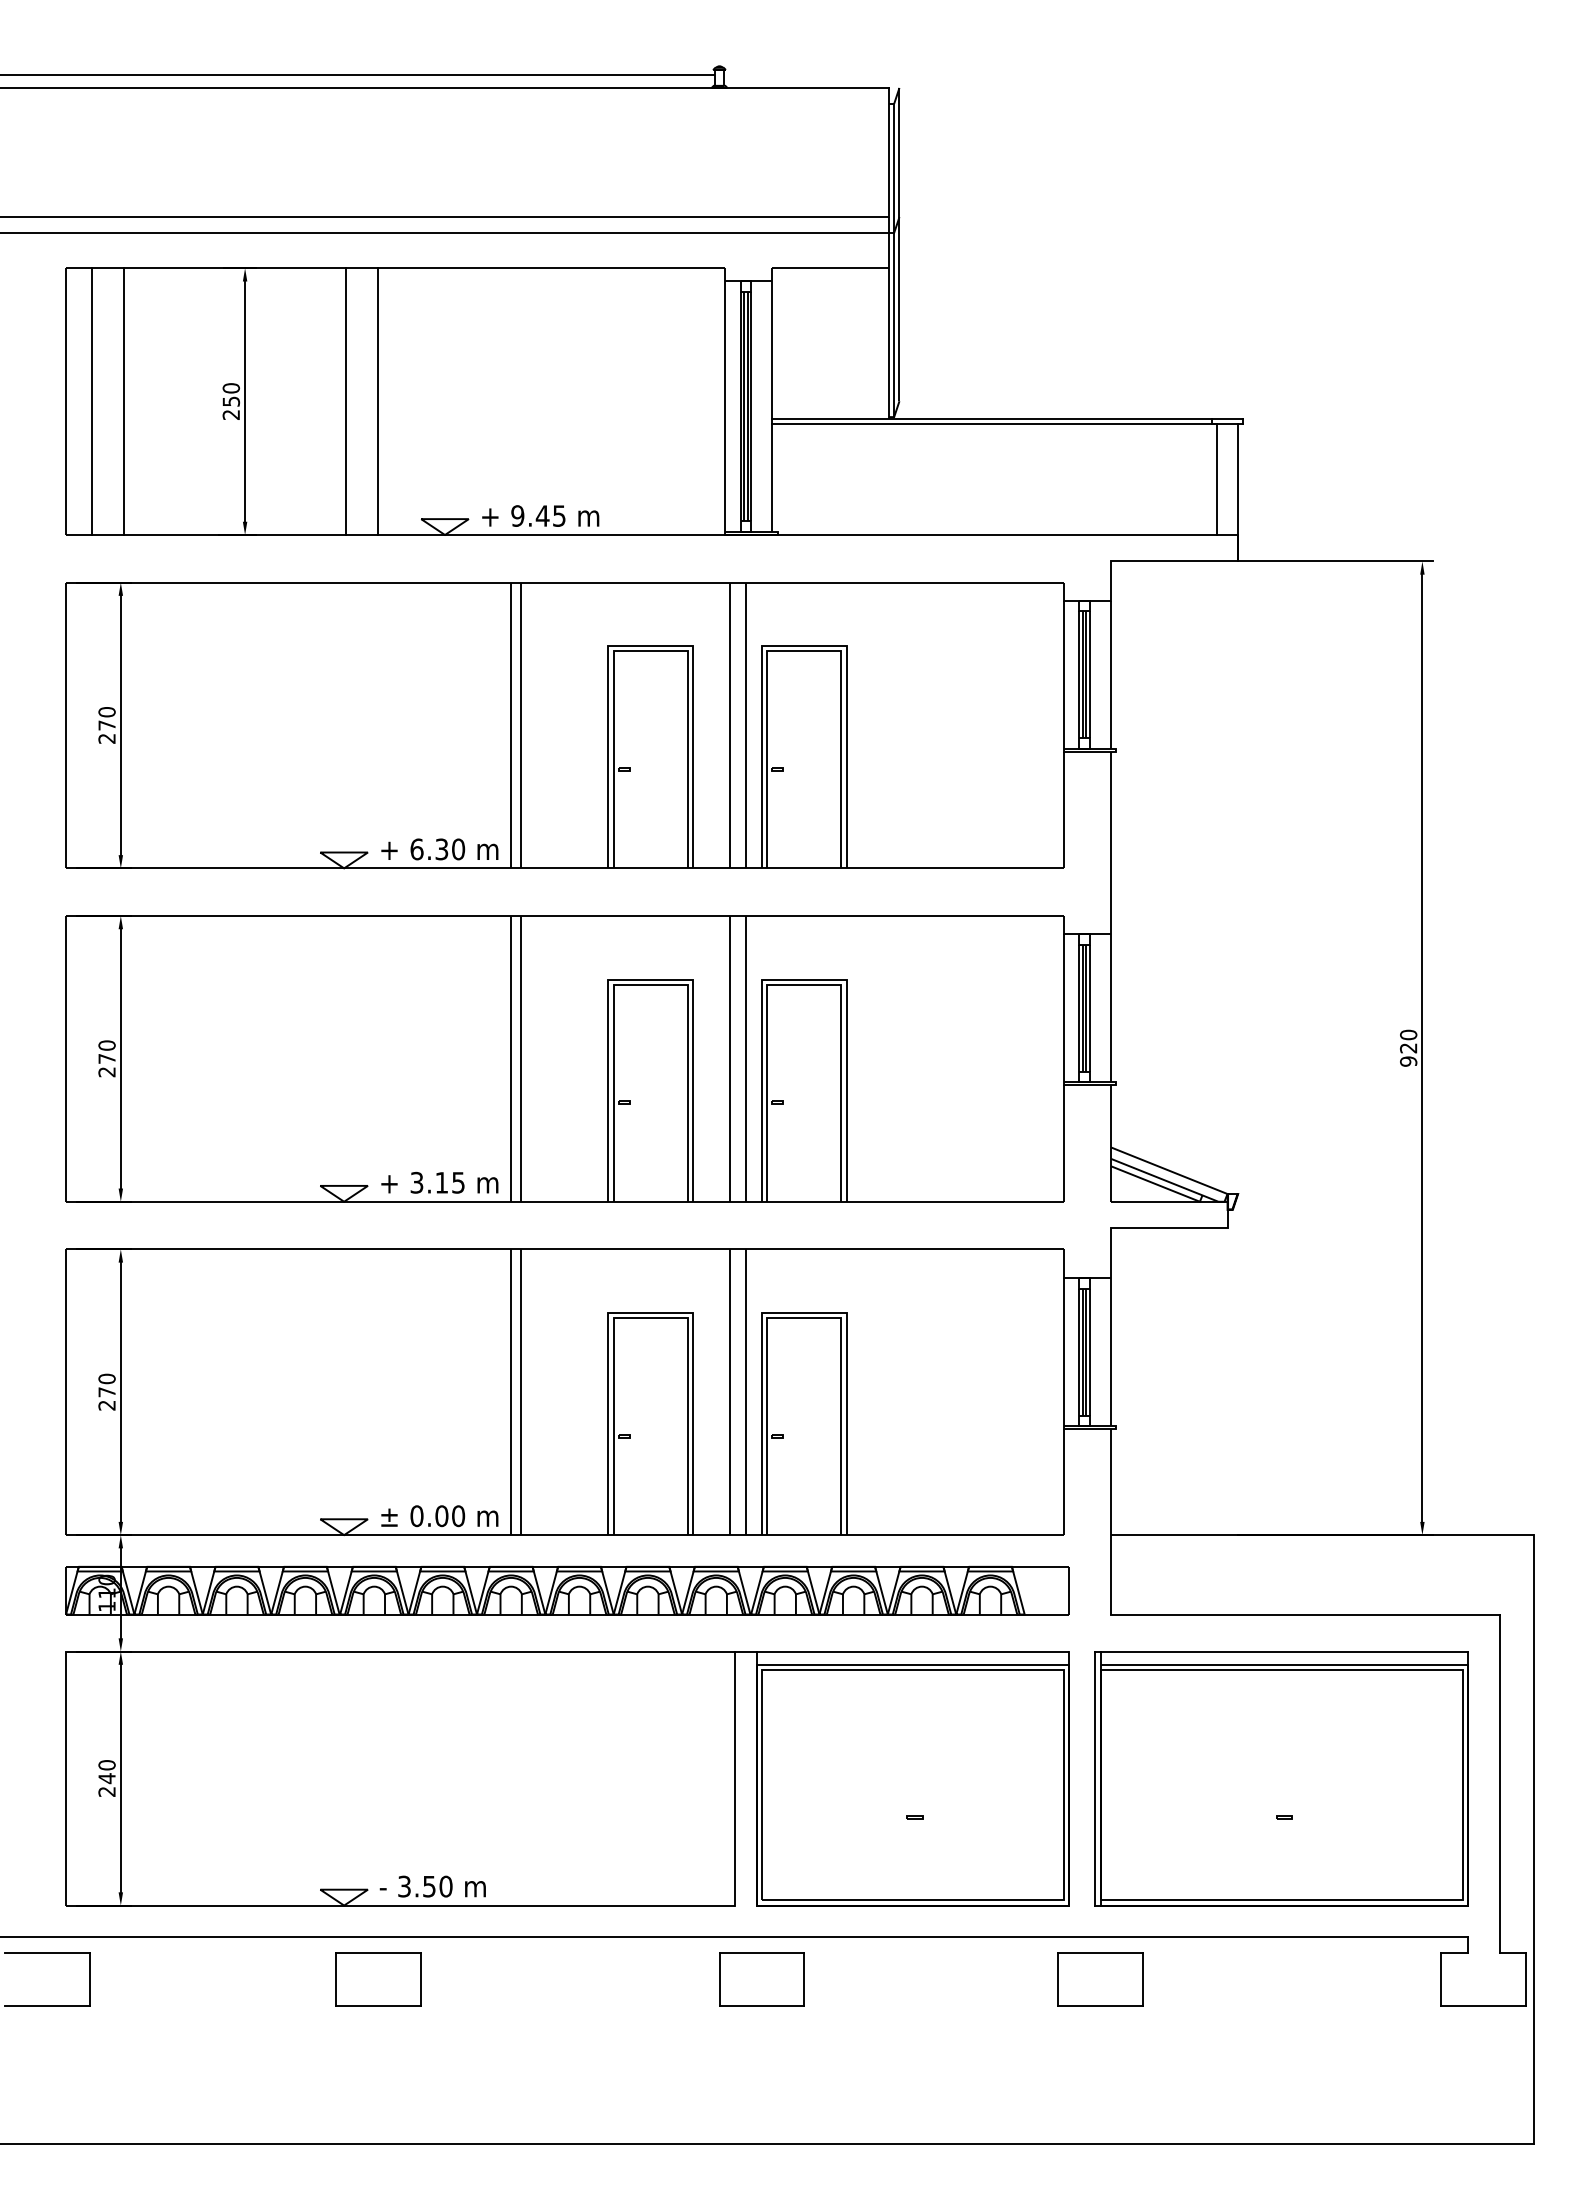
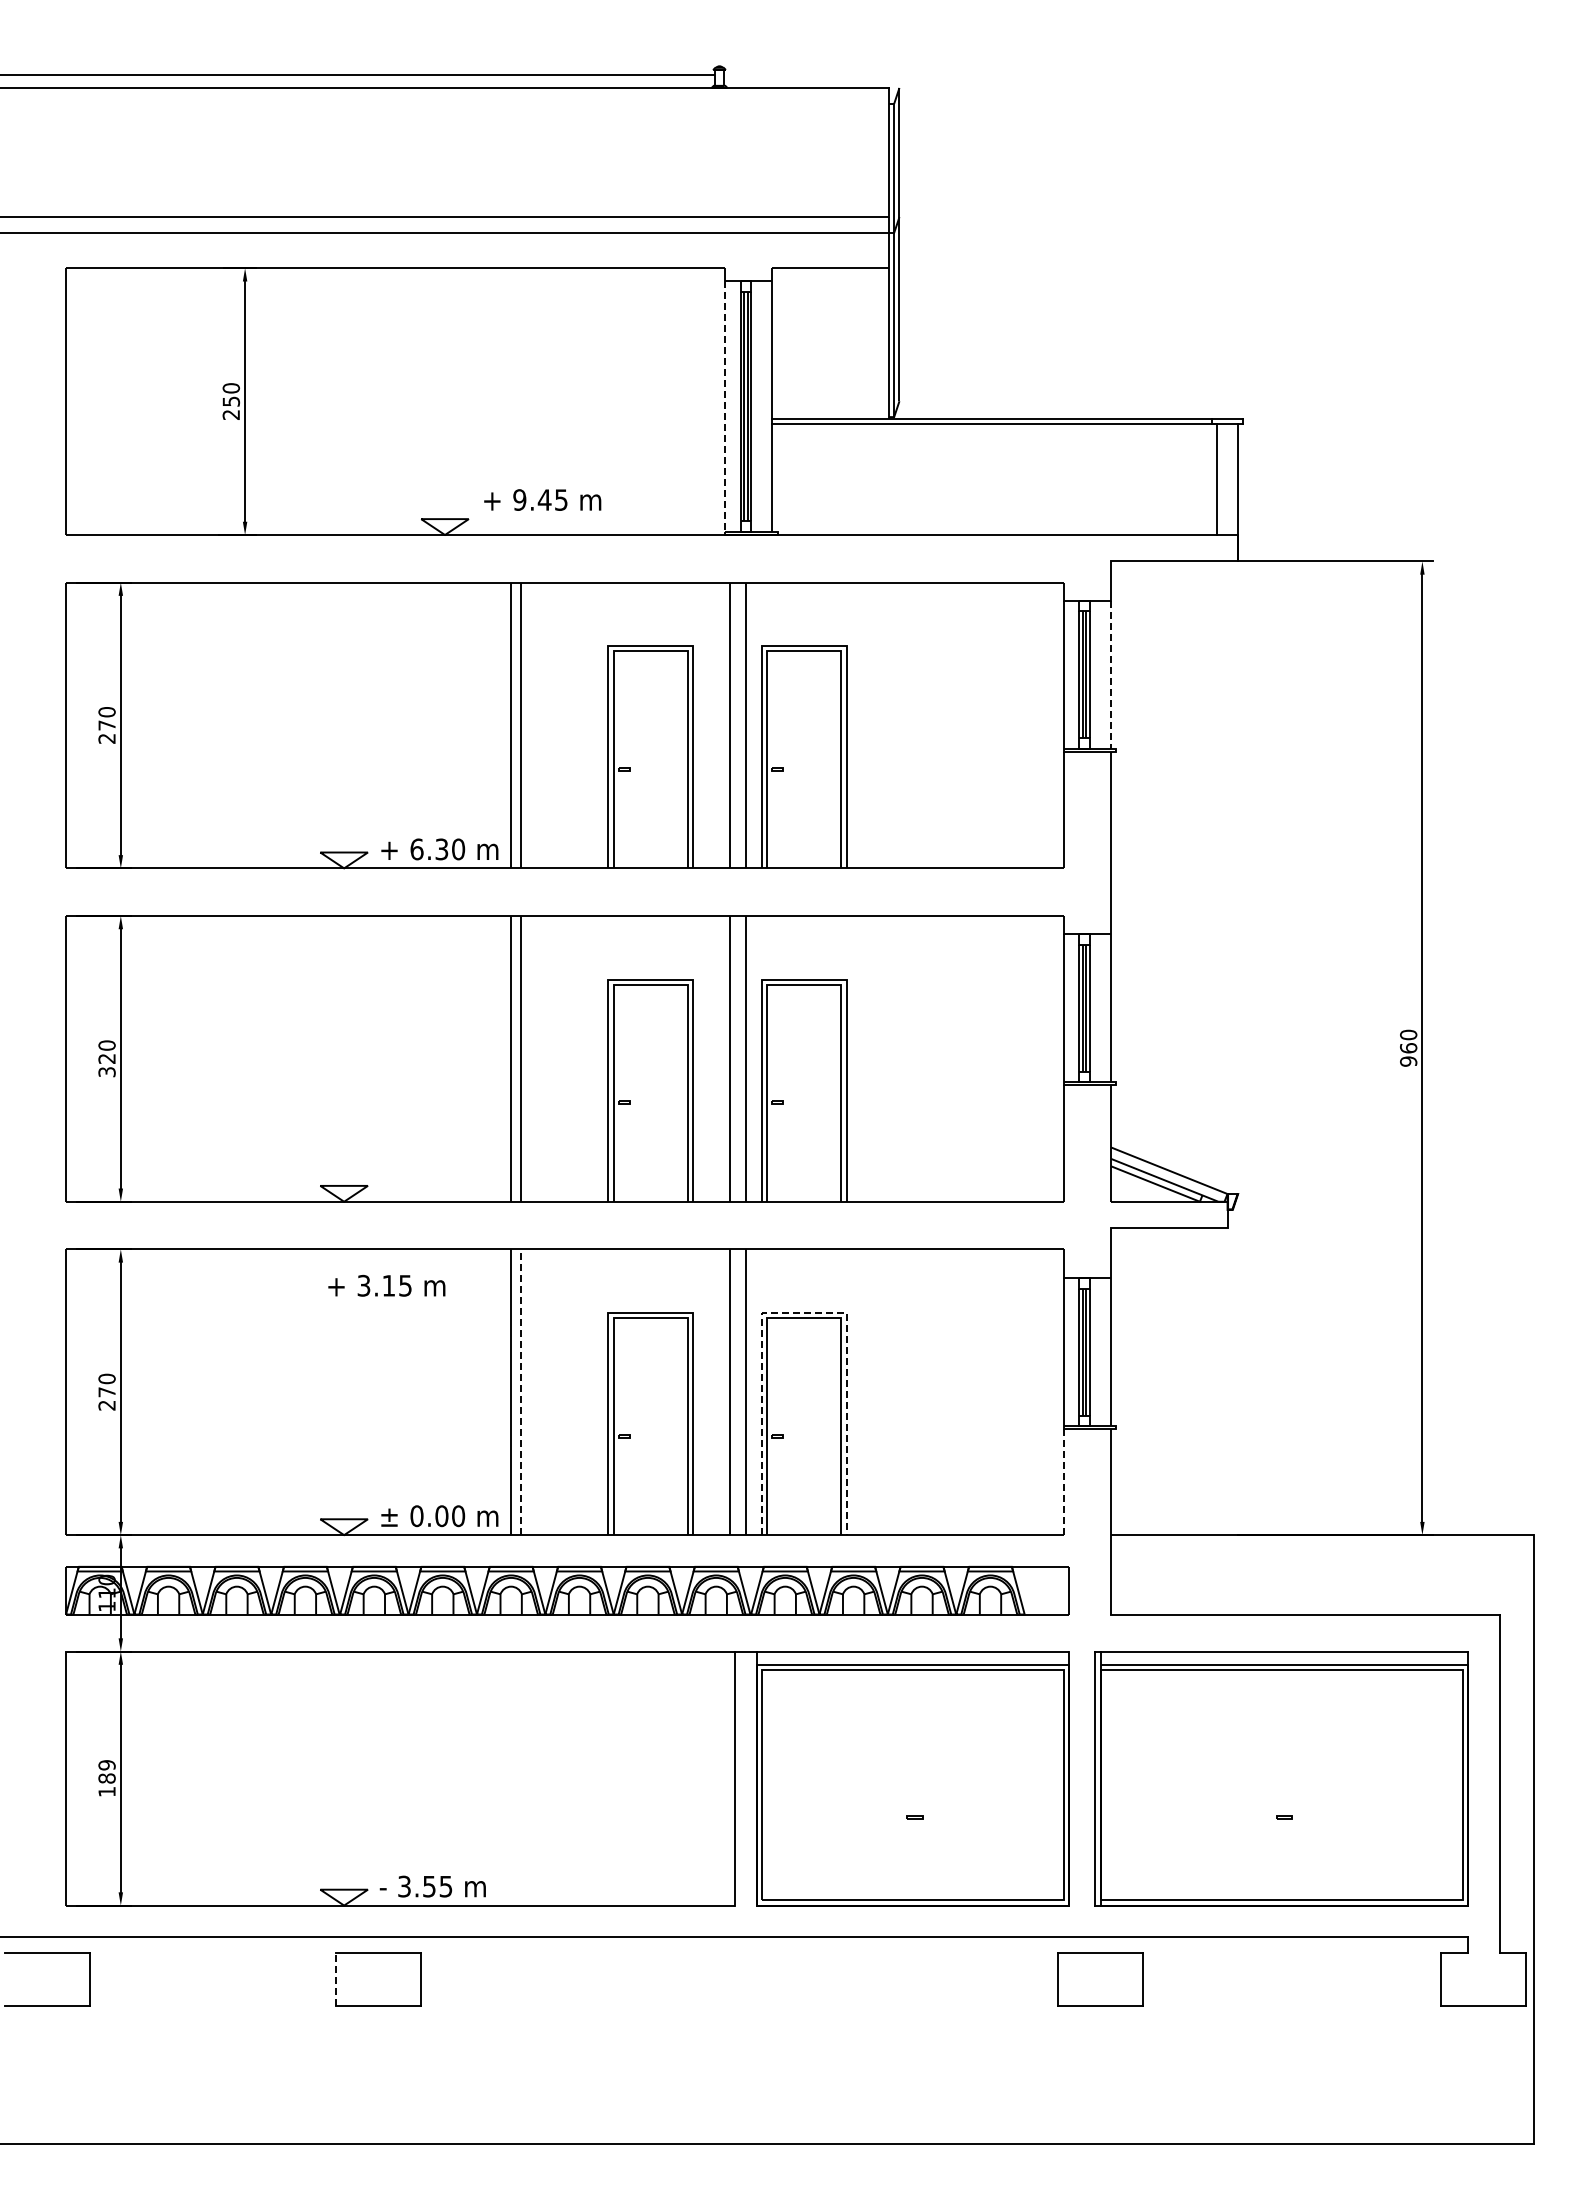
line: present -> none (92, 401)
line: present -> none (124, 401)
line: present -> none (346, 401)
line: present -> none (378, 401)
line: solid -> dashed (724, 406)
text position: (540, 515) -> (542, 499) (542, 499)
line: solid -> dashed (1111, 675)
text: 920 -> 960 (1408, 1048)
text: 270 -> 320 (106, 1065)
text position: (439, 1182) -> (386, 1285) (386, 1285)
line: solid -> dashed (804, 1312)
line: solid -> dashed (521, 1392)
line: solid -> dashed (1063, 1482)
text: 240 -> 189 (106, 1778)
text: 3.50 -> 3.55 (445, 1886)
line: solid -> dashed (335, 1979)
part: present -> none (761, 1979)
